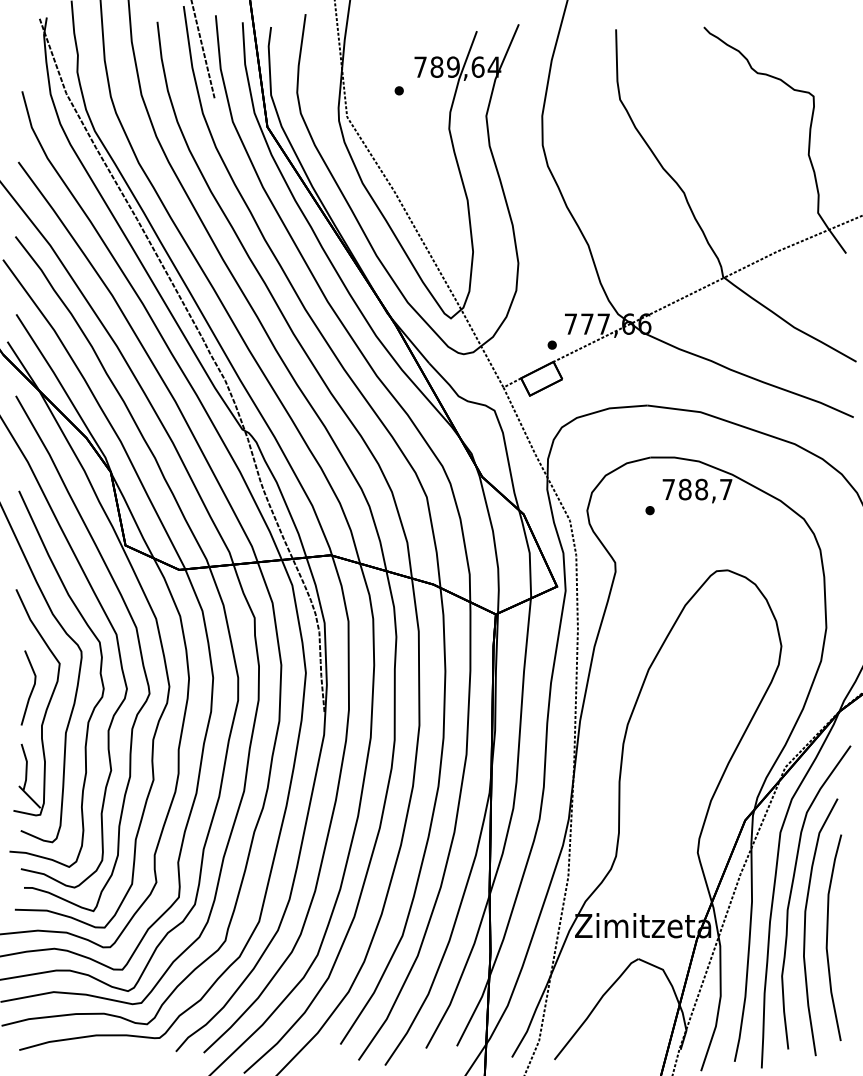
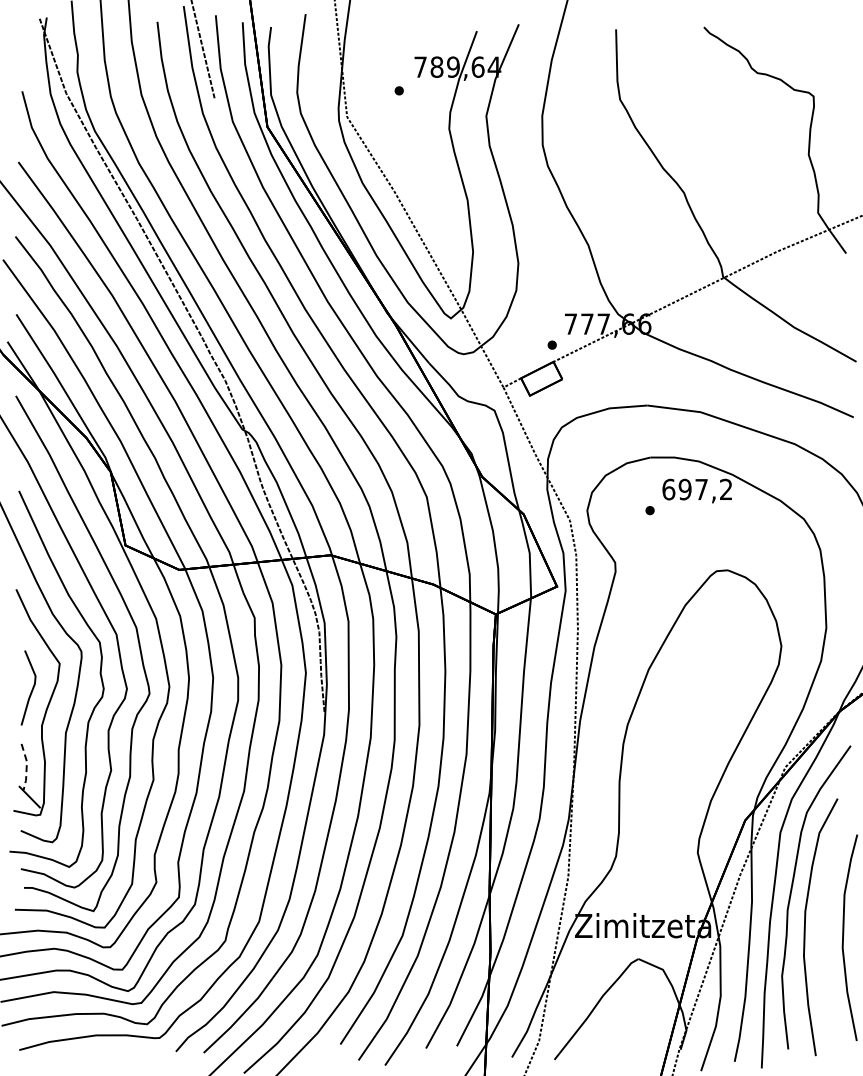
text: 788,7 -> 697,2 (697, 489)
line: solid -> dashed (26, 767)
curve position: (828, 934) -> (844, 934) (844, 934)
